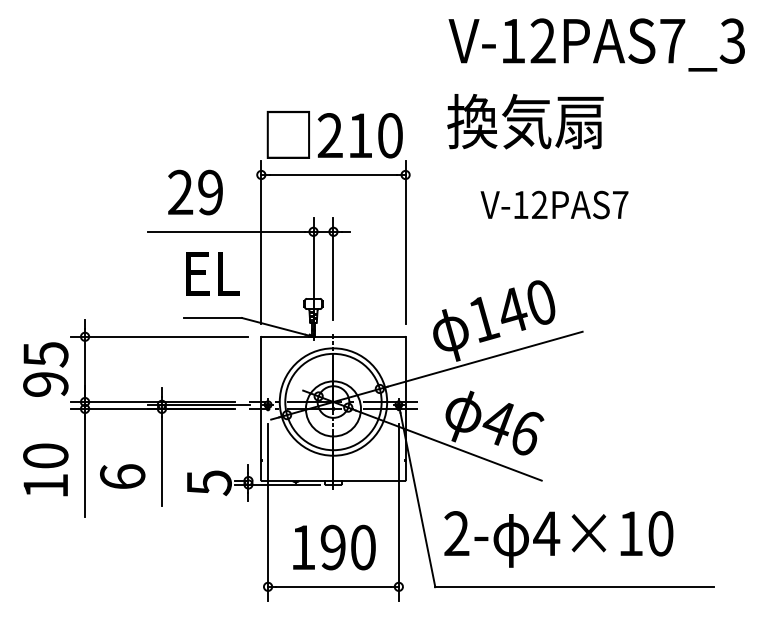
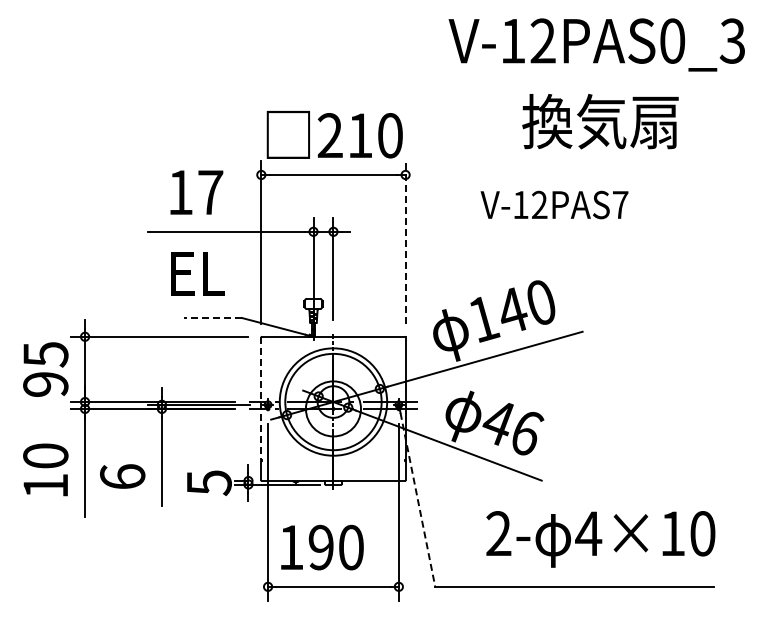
text: V-12PAS7_3 -> V-12PAS0_3 (672, 40)
text position: (525, 121) -> (600, 121) (600, 121)
text: 29 -> 17 (195, 192)
line: solid -> dashed (405, 241)
text position: (212, 273) -> (197, 273) (197, 273)
line: solid -> dashed (212, 318)
line: solid -> dashed (261, 399)
line: solid -> dashed (417, 500)
text position: (558, 539) -> (600, 539) (600, 539)
text position: (334, 547) -> (322, 547) (322, 547)
